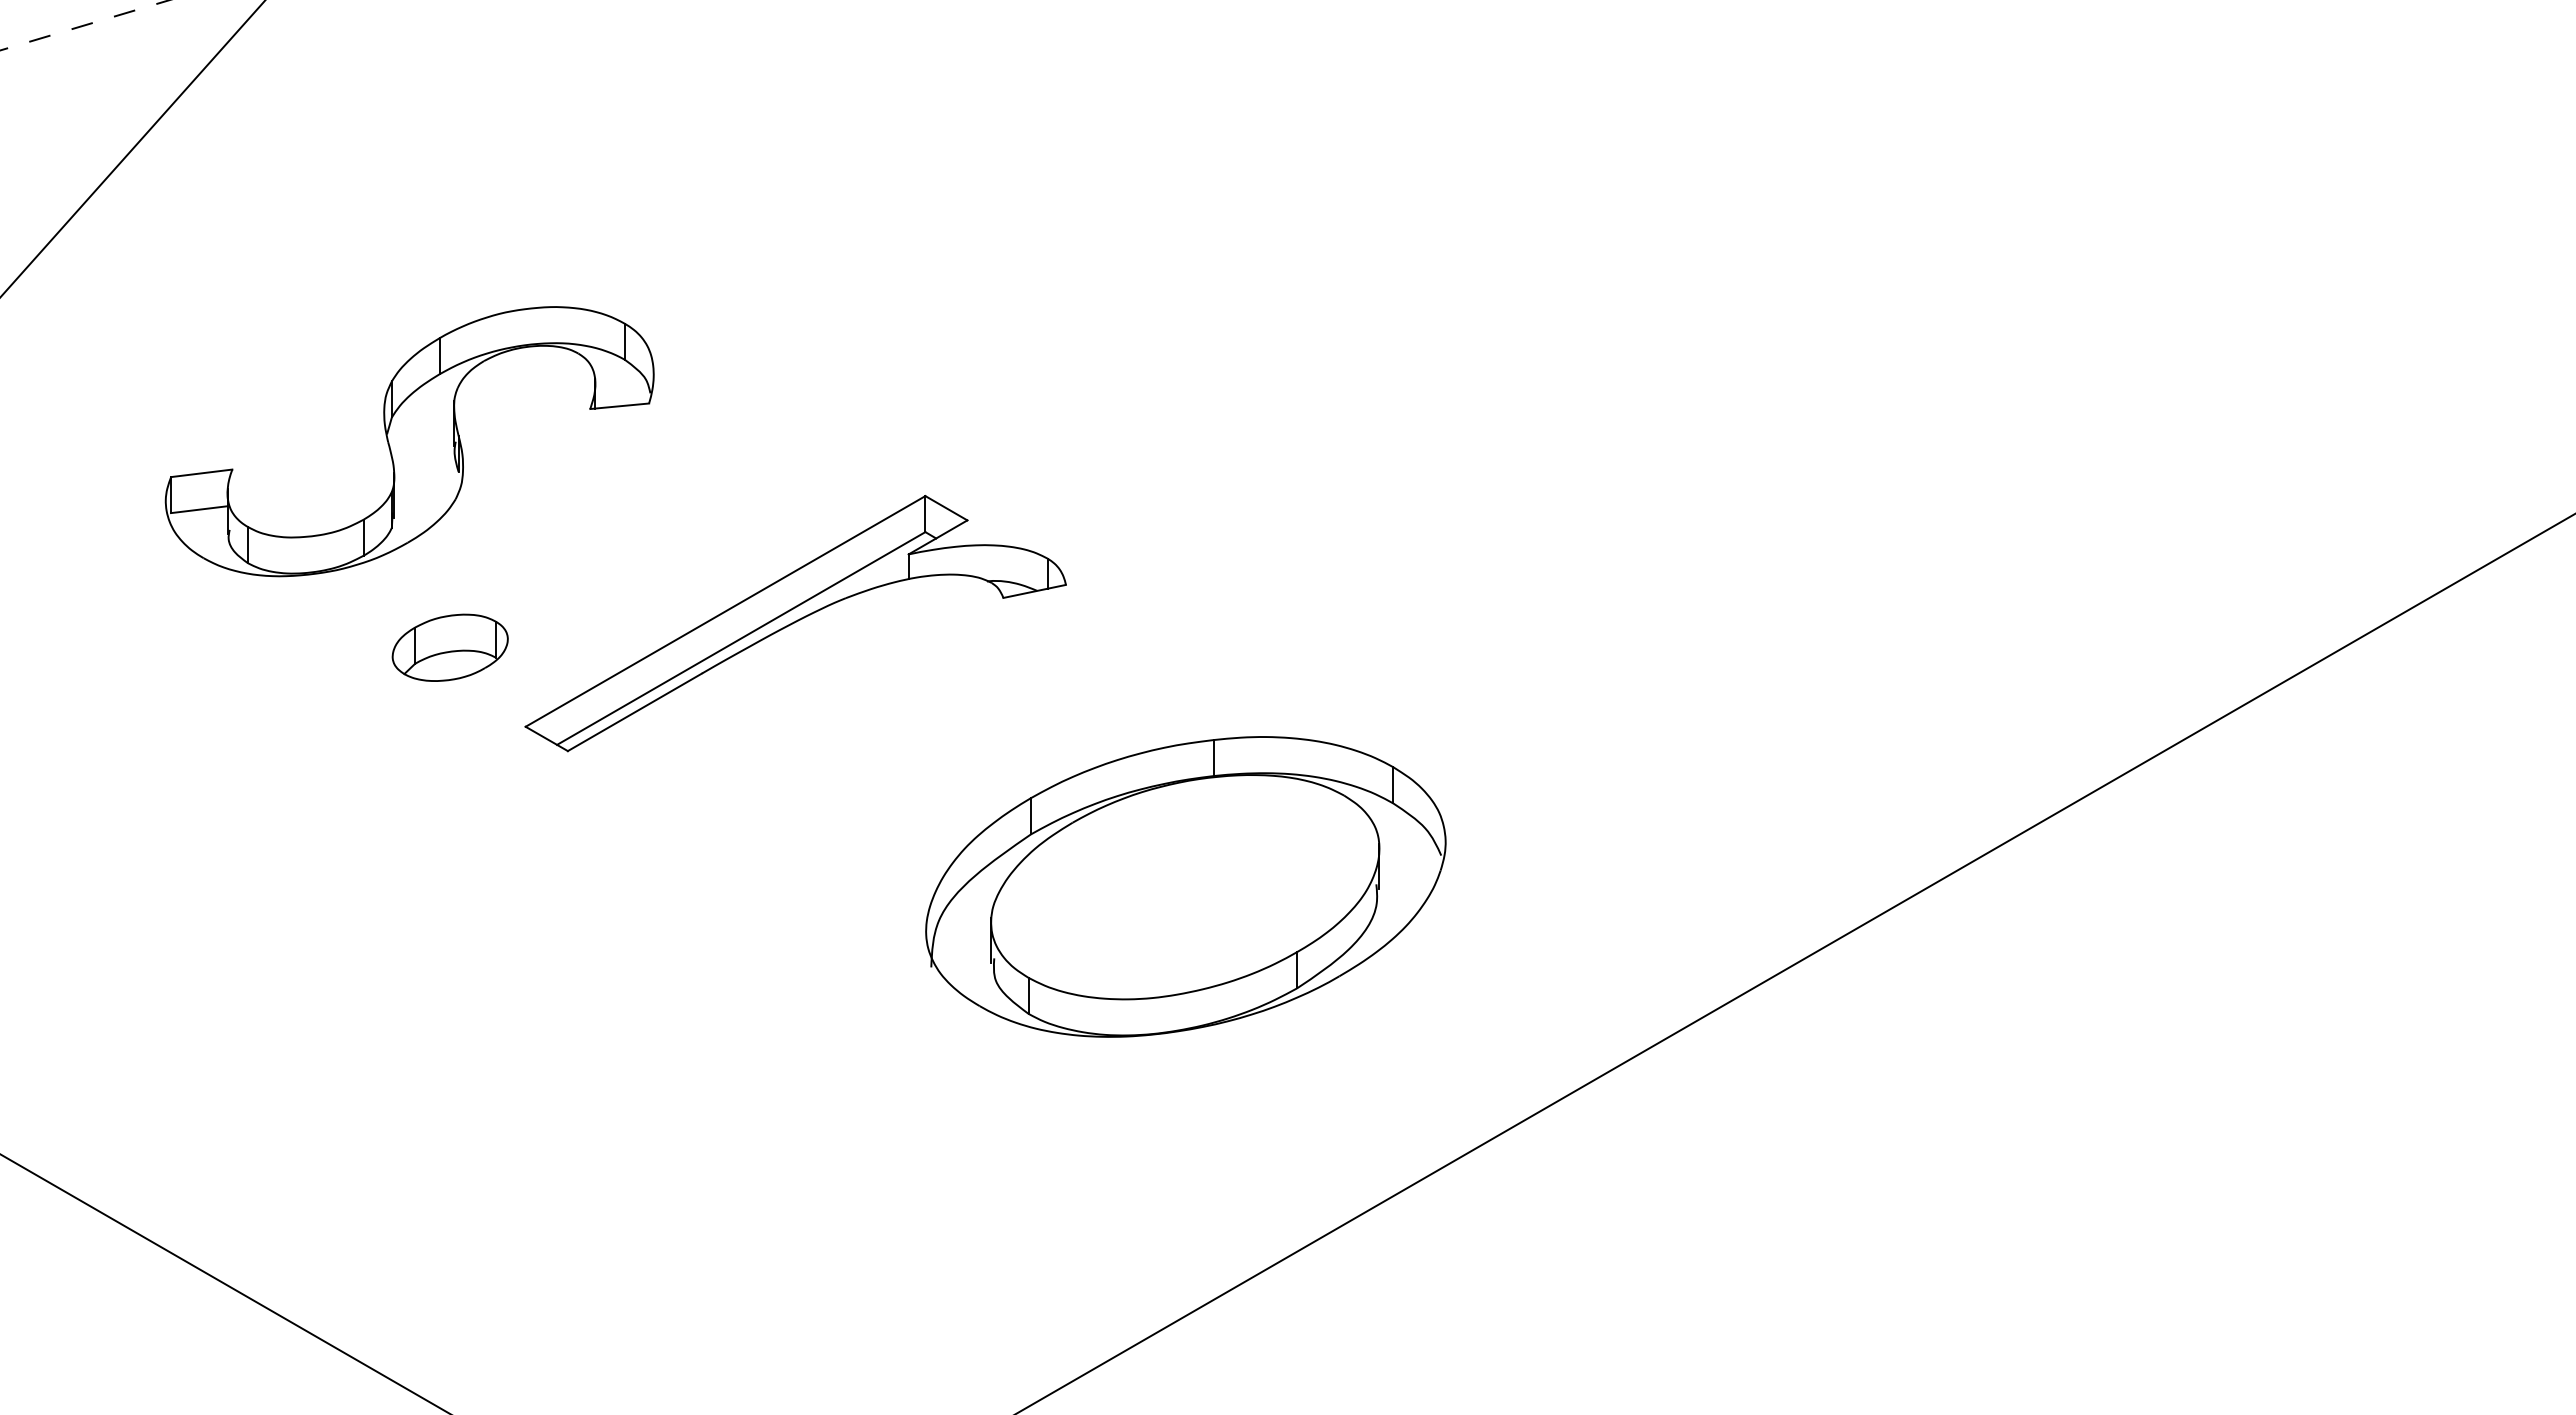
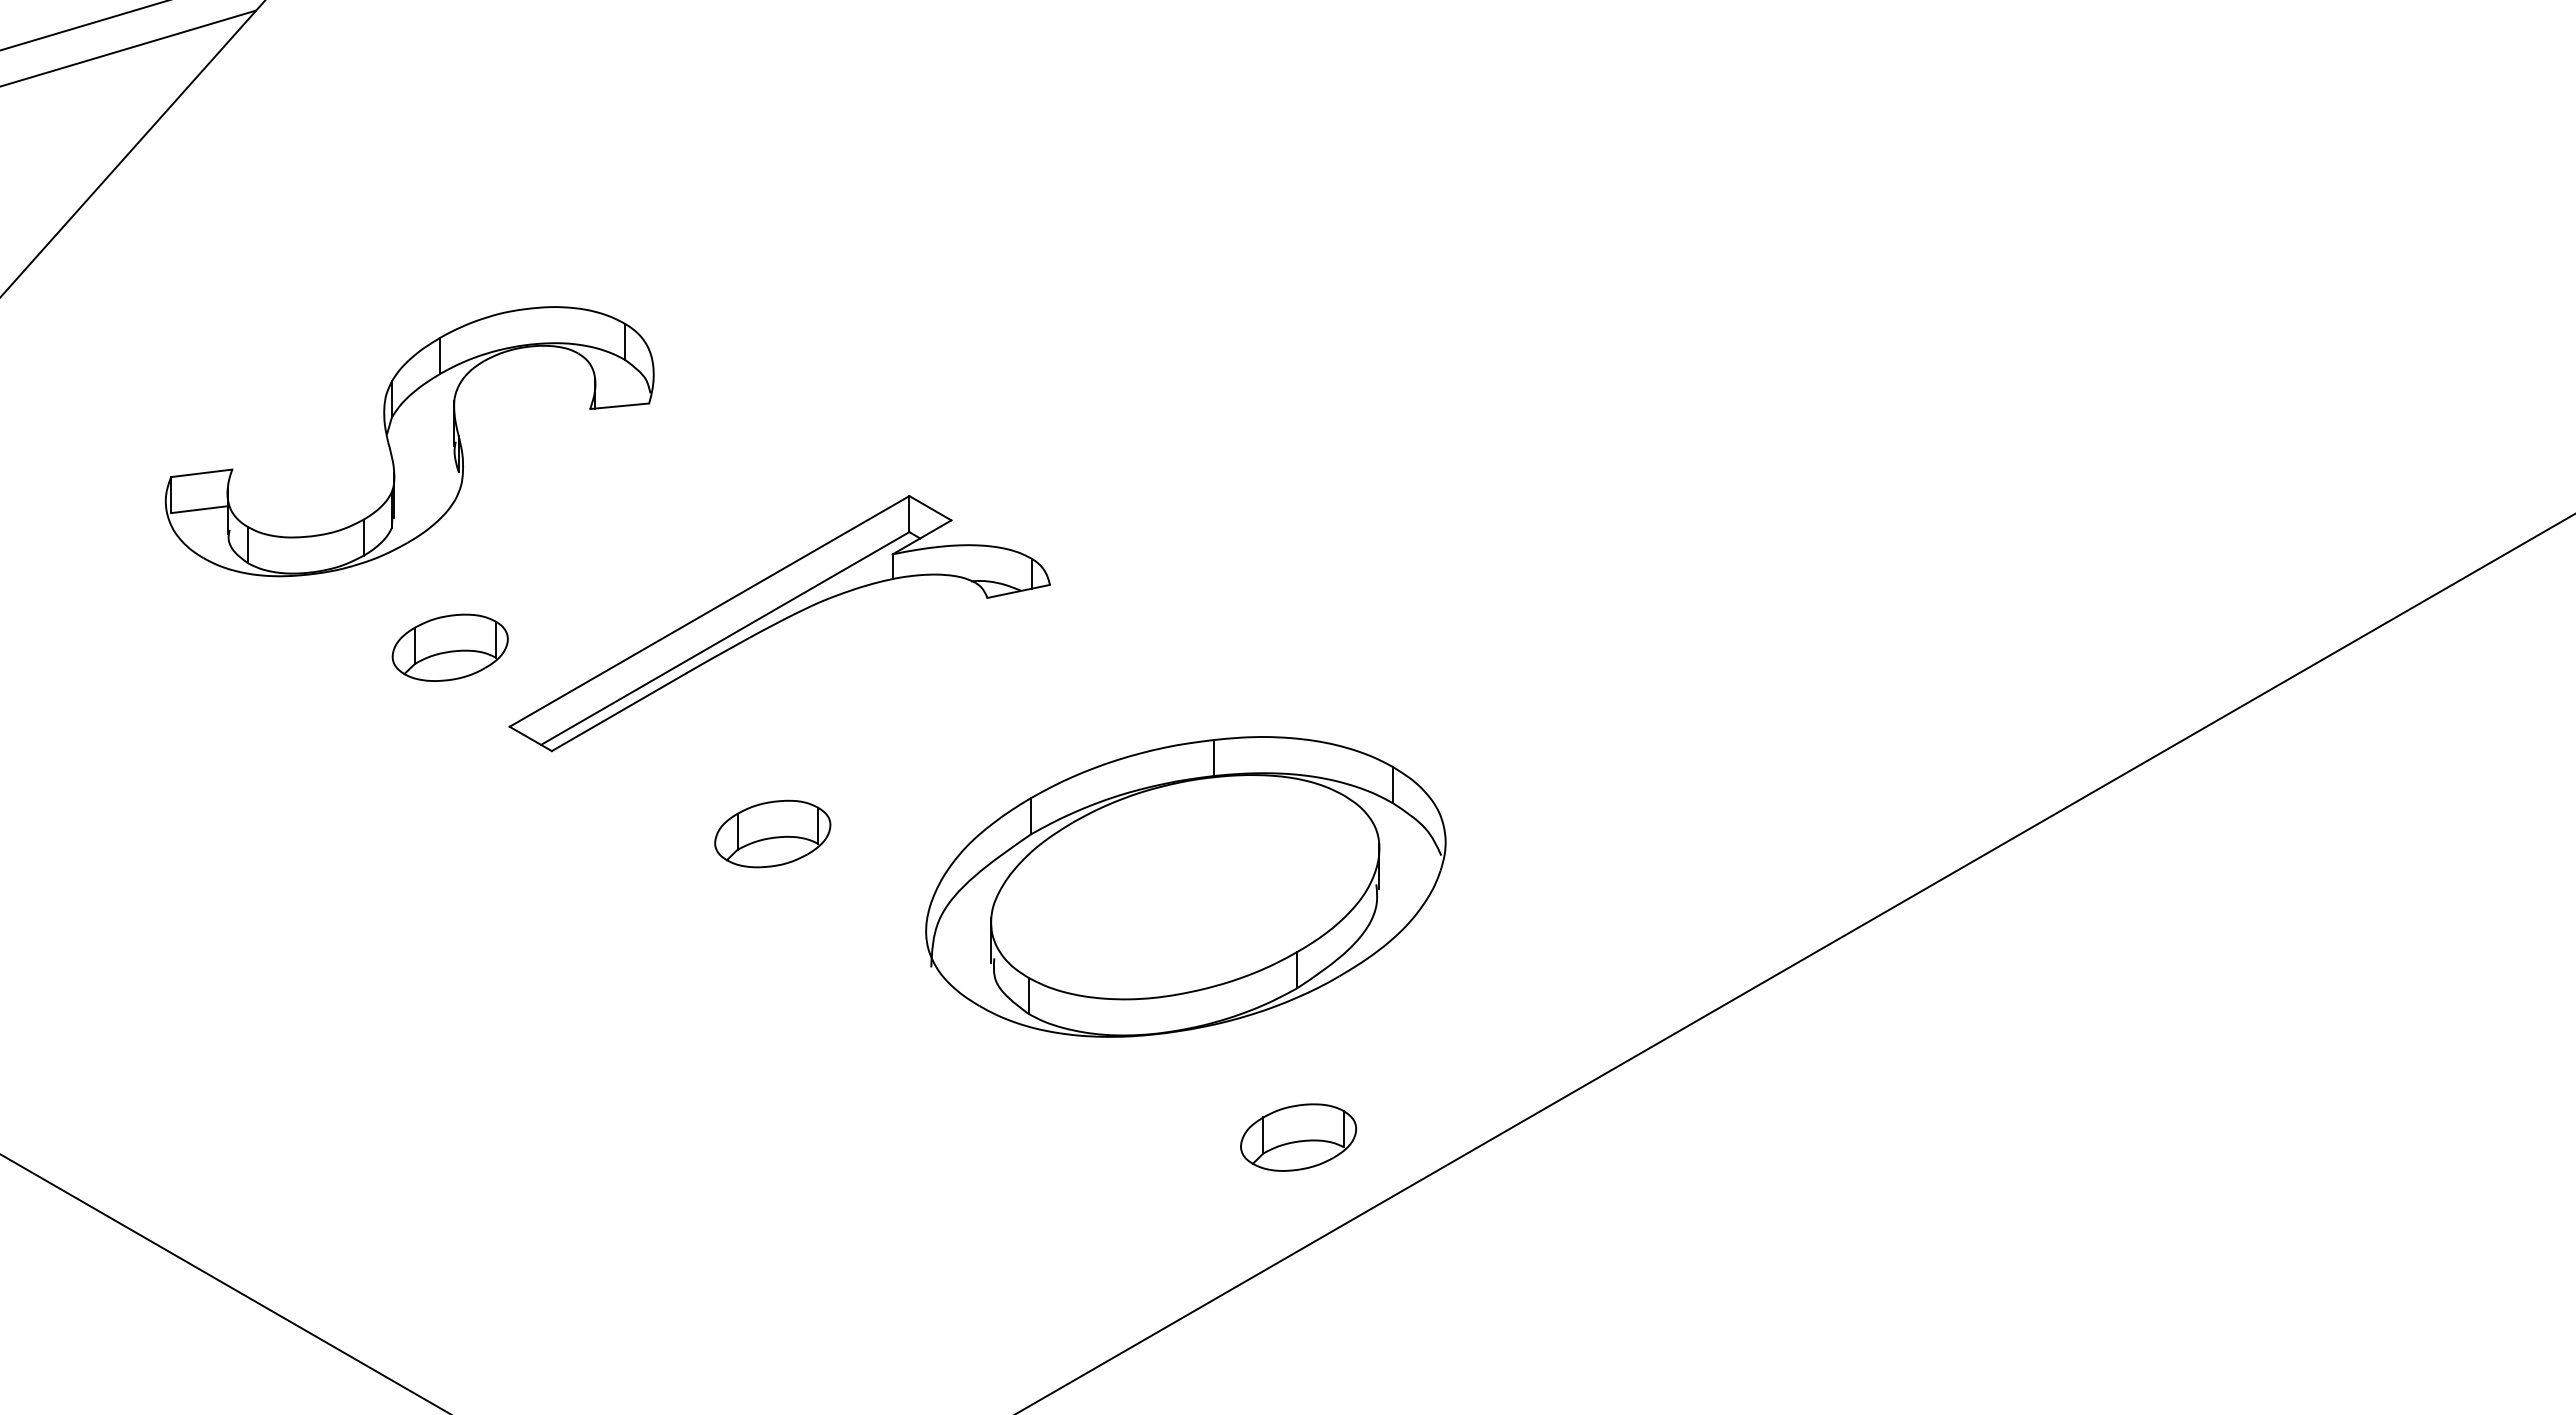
line: dashed -> solid (85, 25)
line: none -> present (129, 47)
part position: (795, 623) -> (779, 623) (779, 623)
part: none -> present (772, 833)
part: none -> present (1298, 1137)
